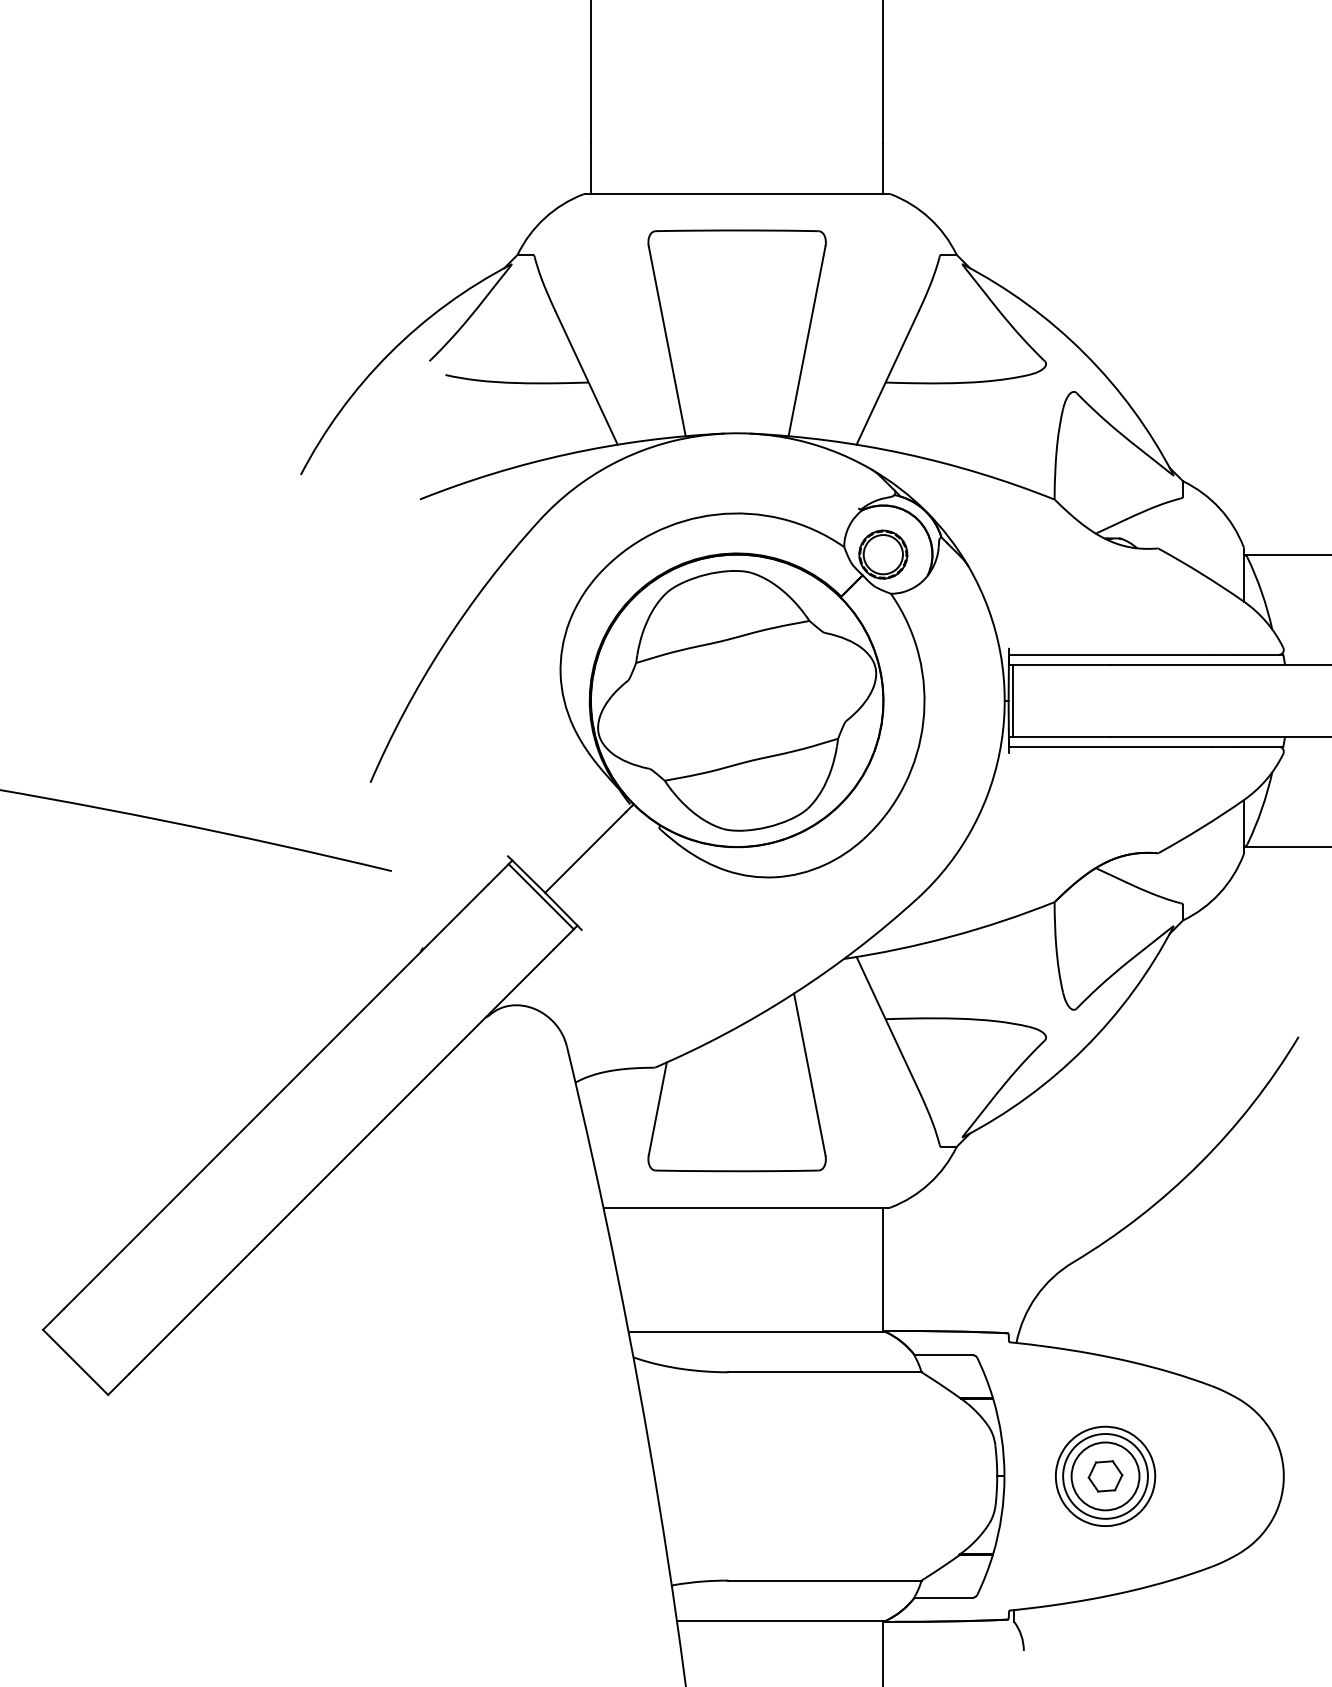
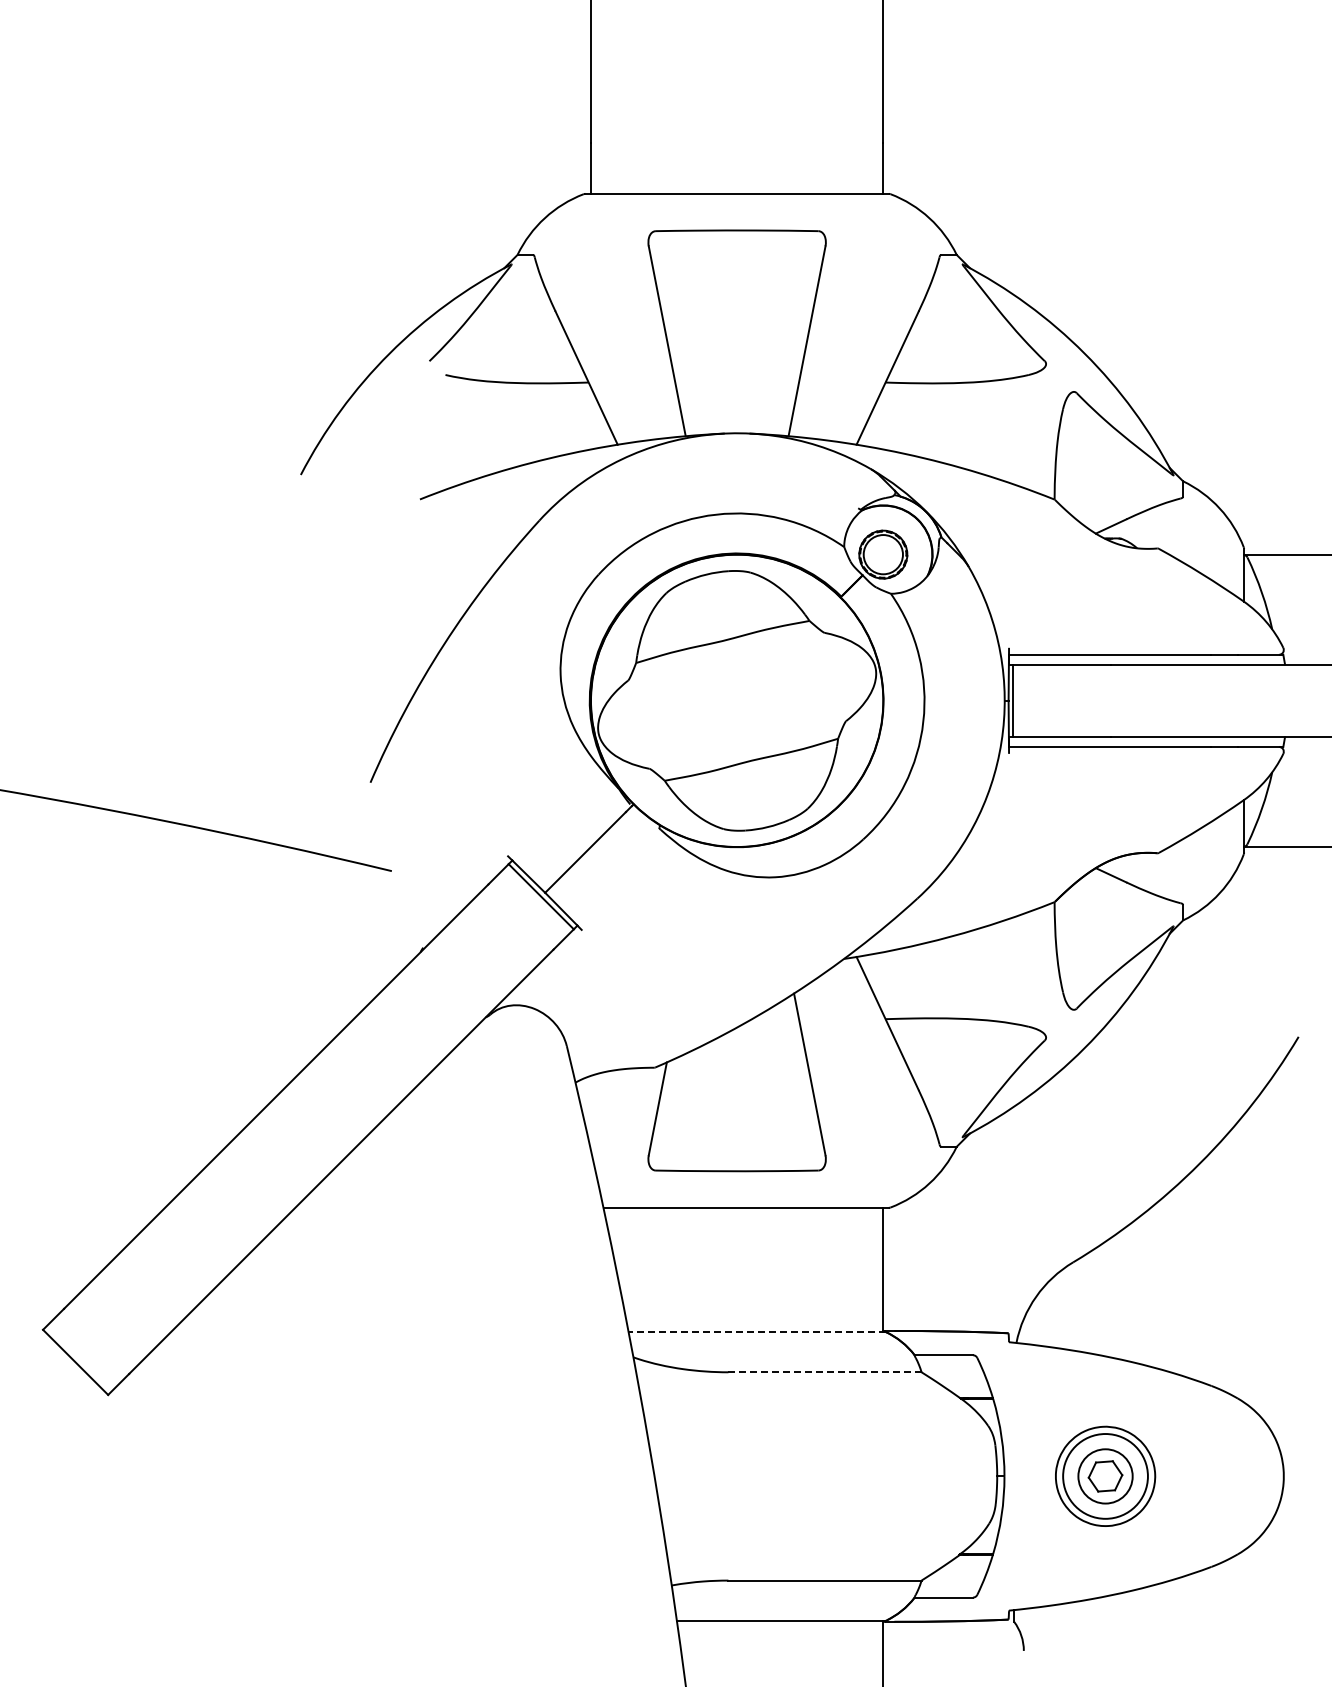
line: solid -> dashed (757, 1332)
line: solid -> dashed (825, 1372)
circle diameter: 68 px -> 54 px (1105, 1476)
